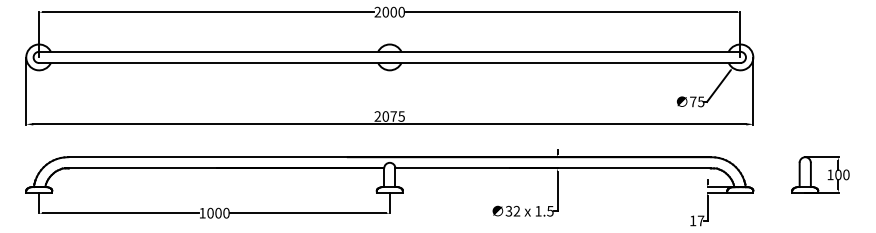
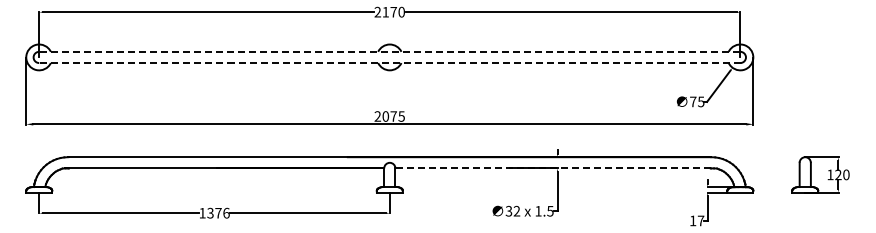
text: 2000 -> 2170 (389, 11)
line: solid -> dashed (389, 51)
line: solid -> dashed (389, 63)
line: solid -> dashed (553, 168)
text: 100 -> 120 (838, 174)
text: 1000 -> 1376 (218, 212)
